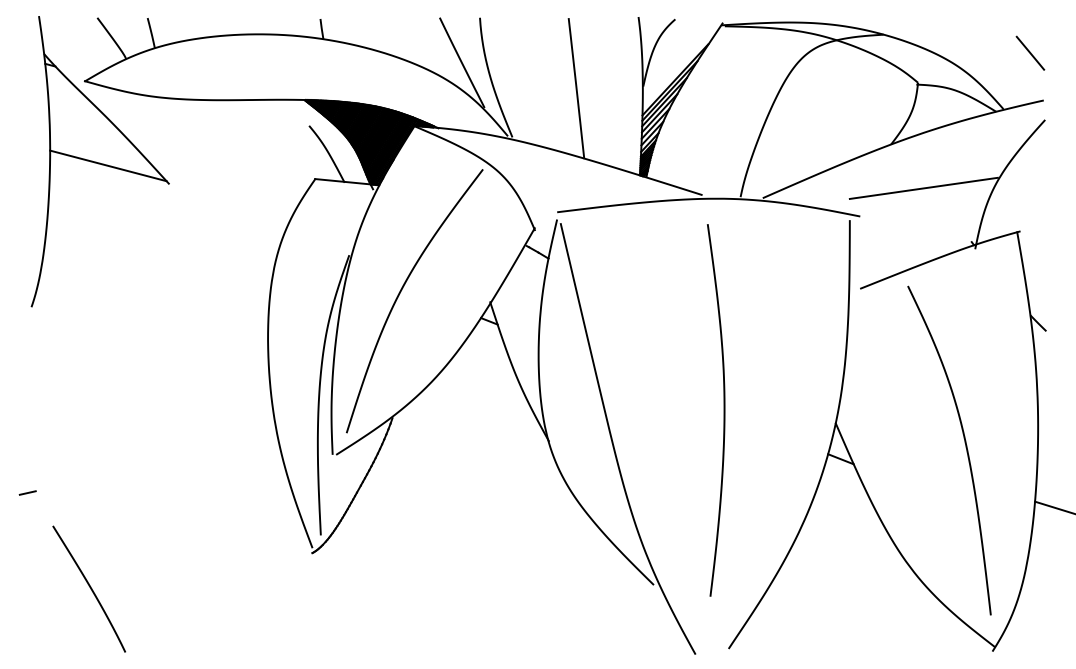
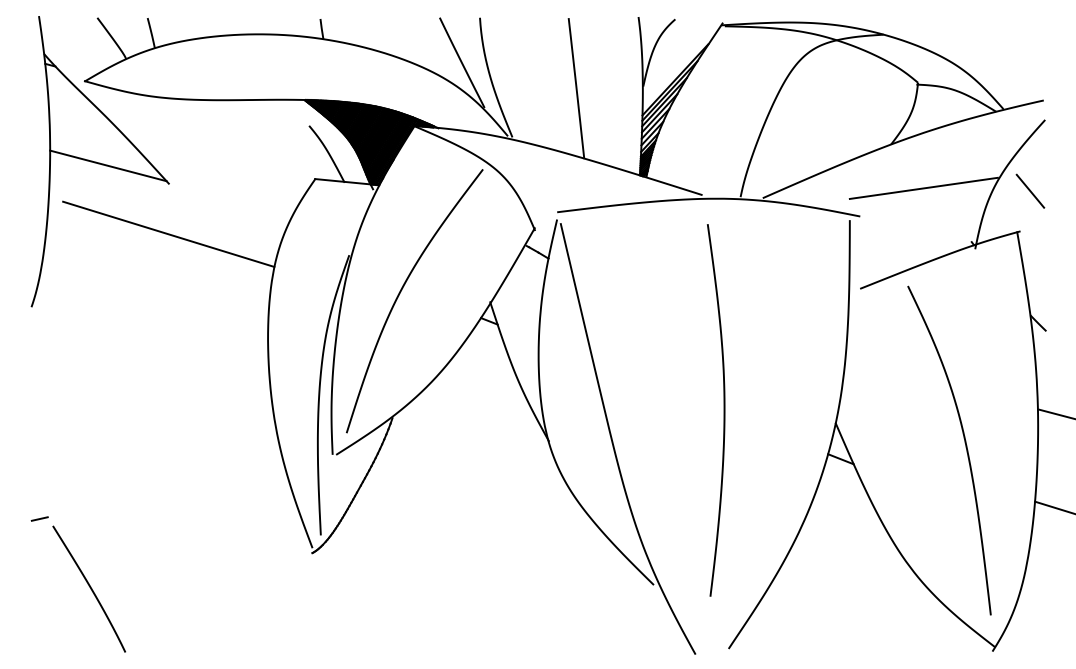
line position: (1030, 52) -> (1030, 190) (1030, 190)
line: none -> present (168, 233)
line: none -> present (1055, 413)
line position: (27, 492) -> (39, 518) (39, 518)
